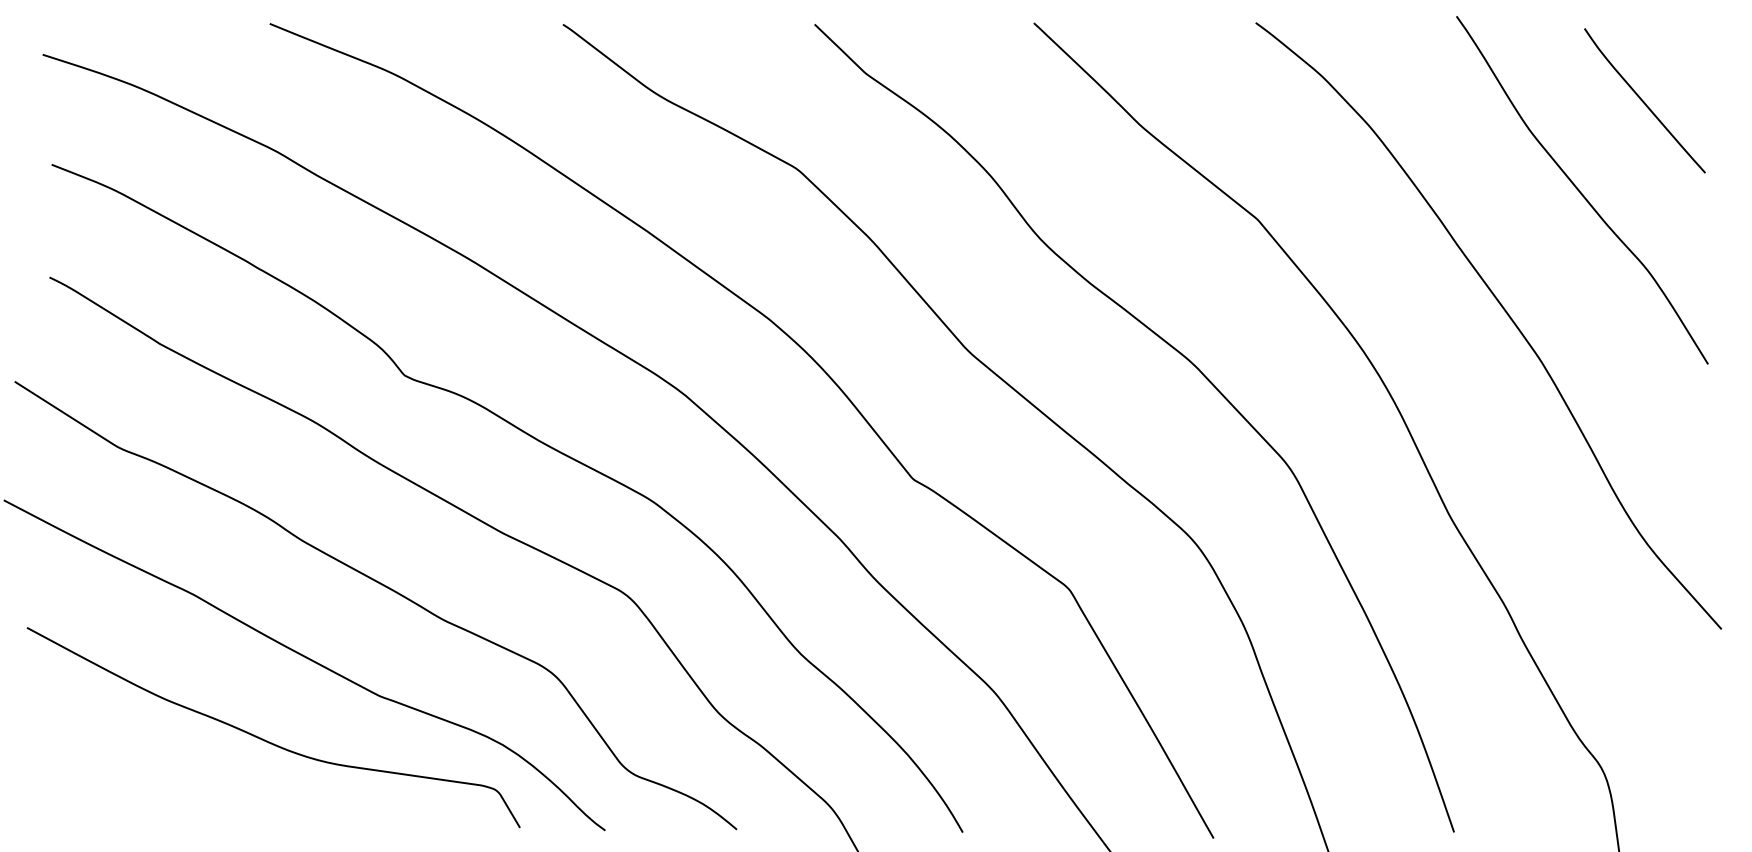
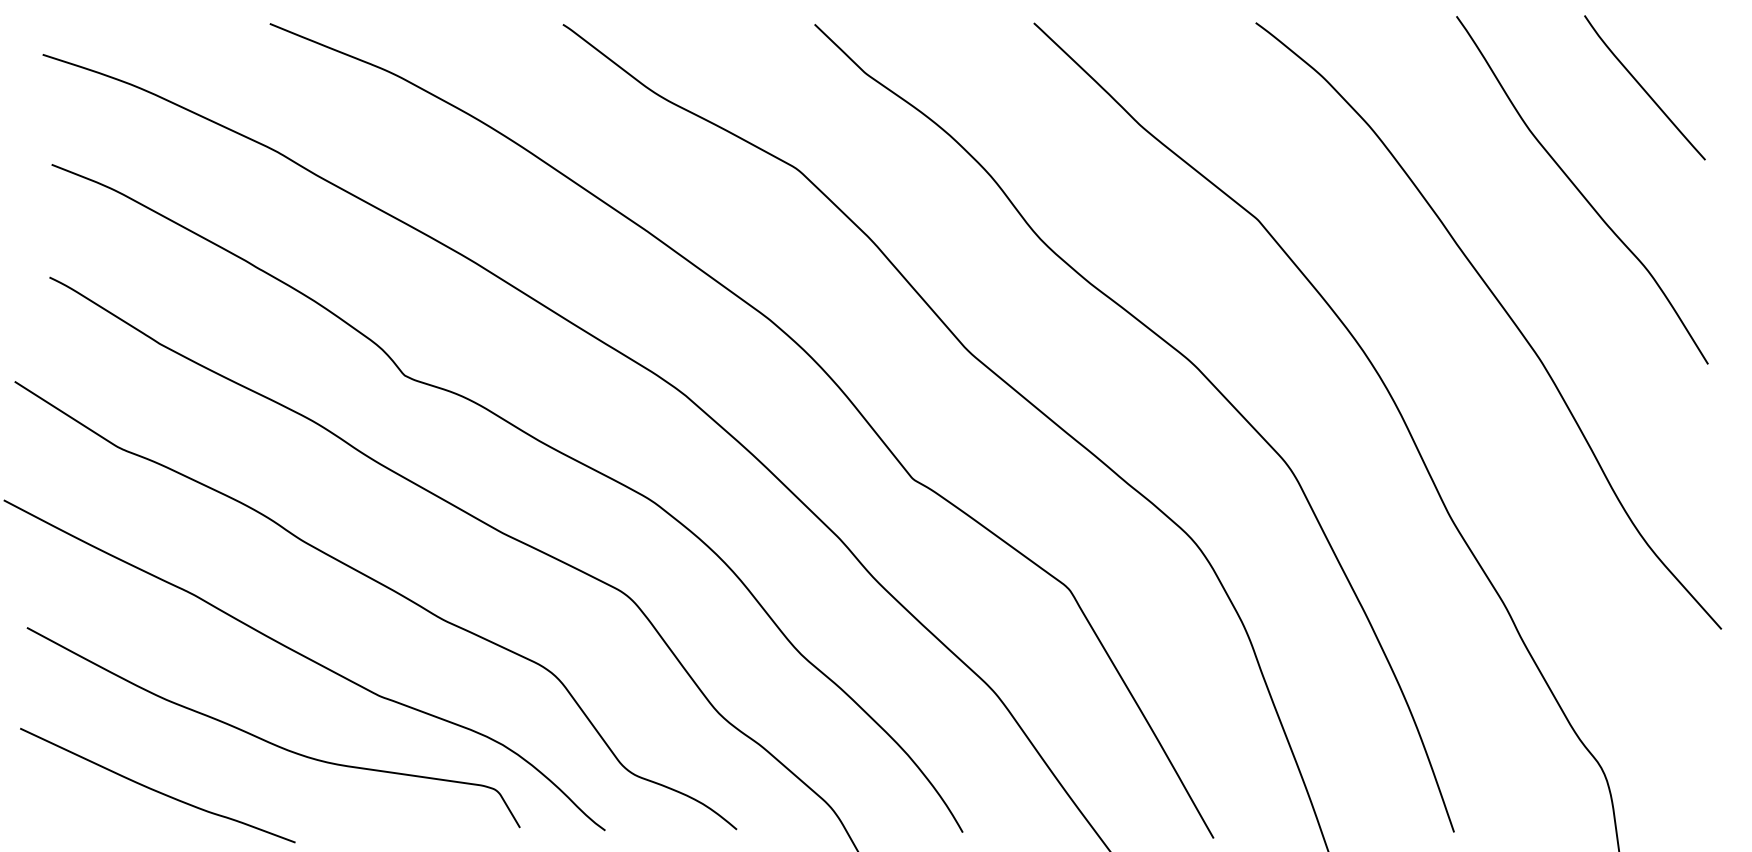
curve position: (1643, 100) -> (1643, 87) (1643, 87)
curve: none -> present (155, 789)
